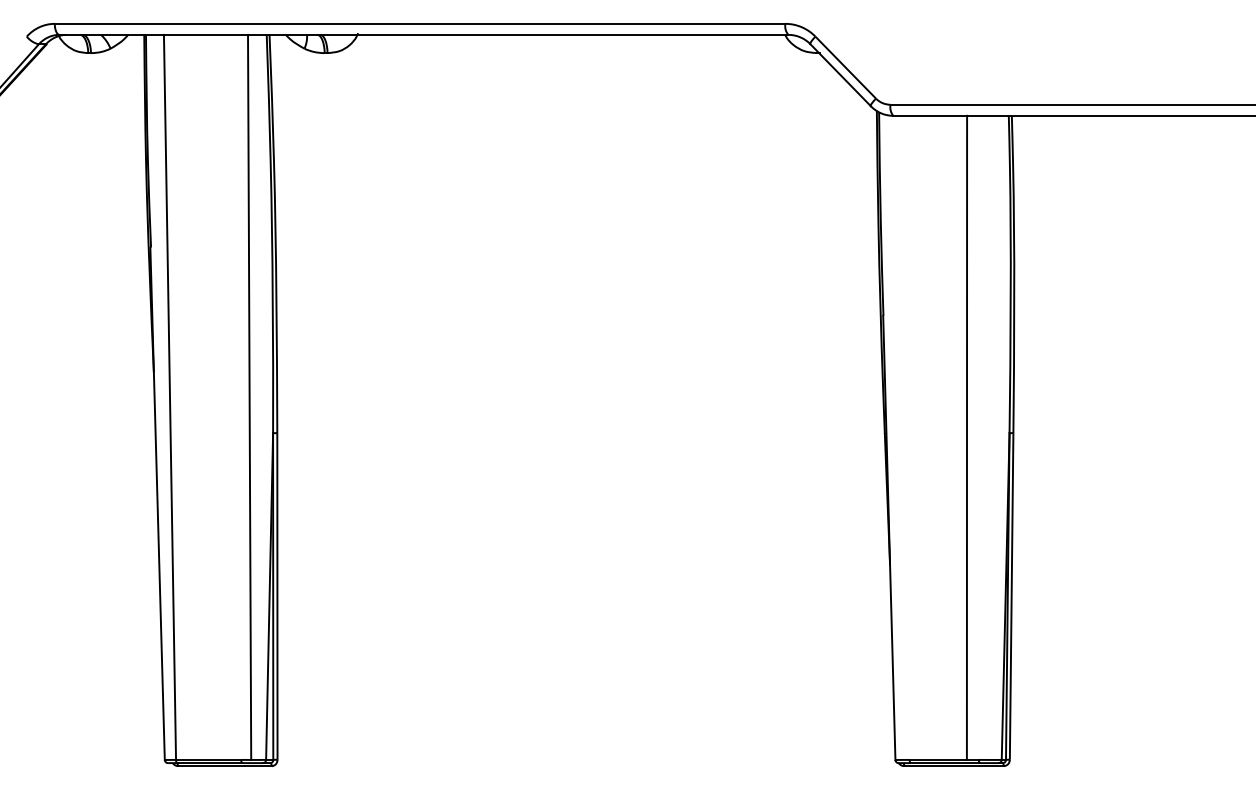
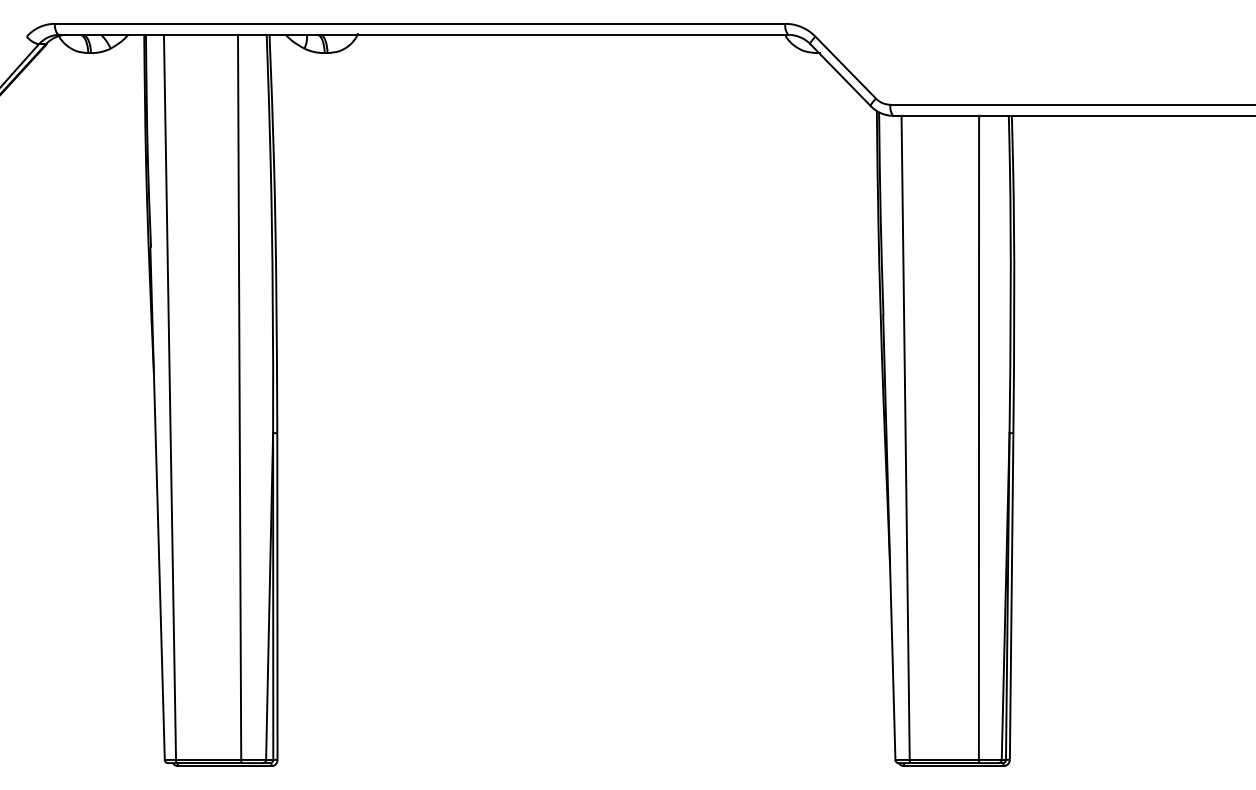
line position: (249, 396) -> (239, 396) (239, 396)
line: none -> present (905, 437)
line position: (966, 437) -> (978, 437) (978, 437)
